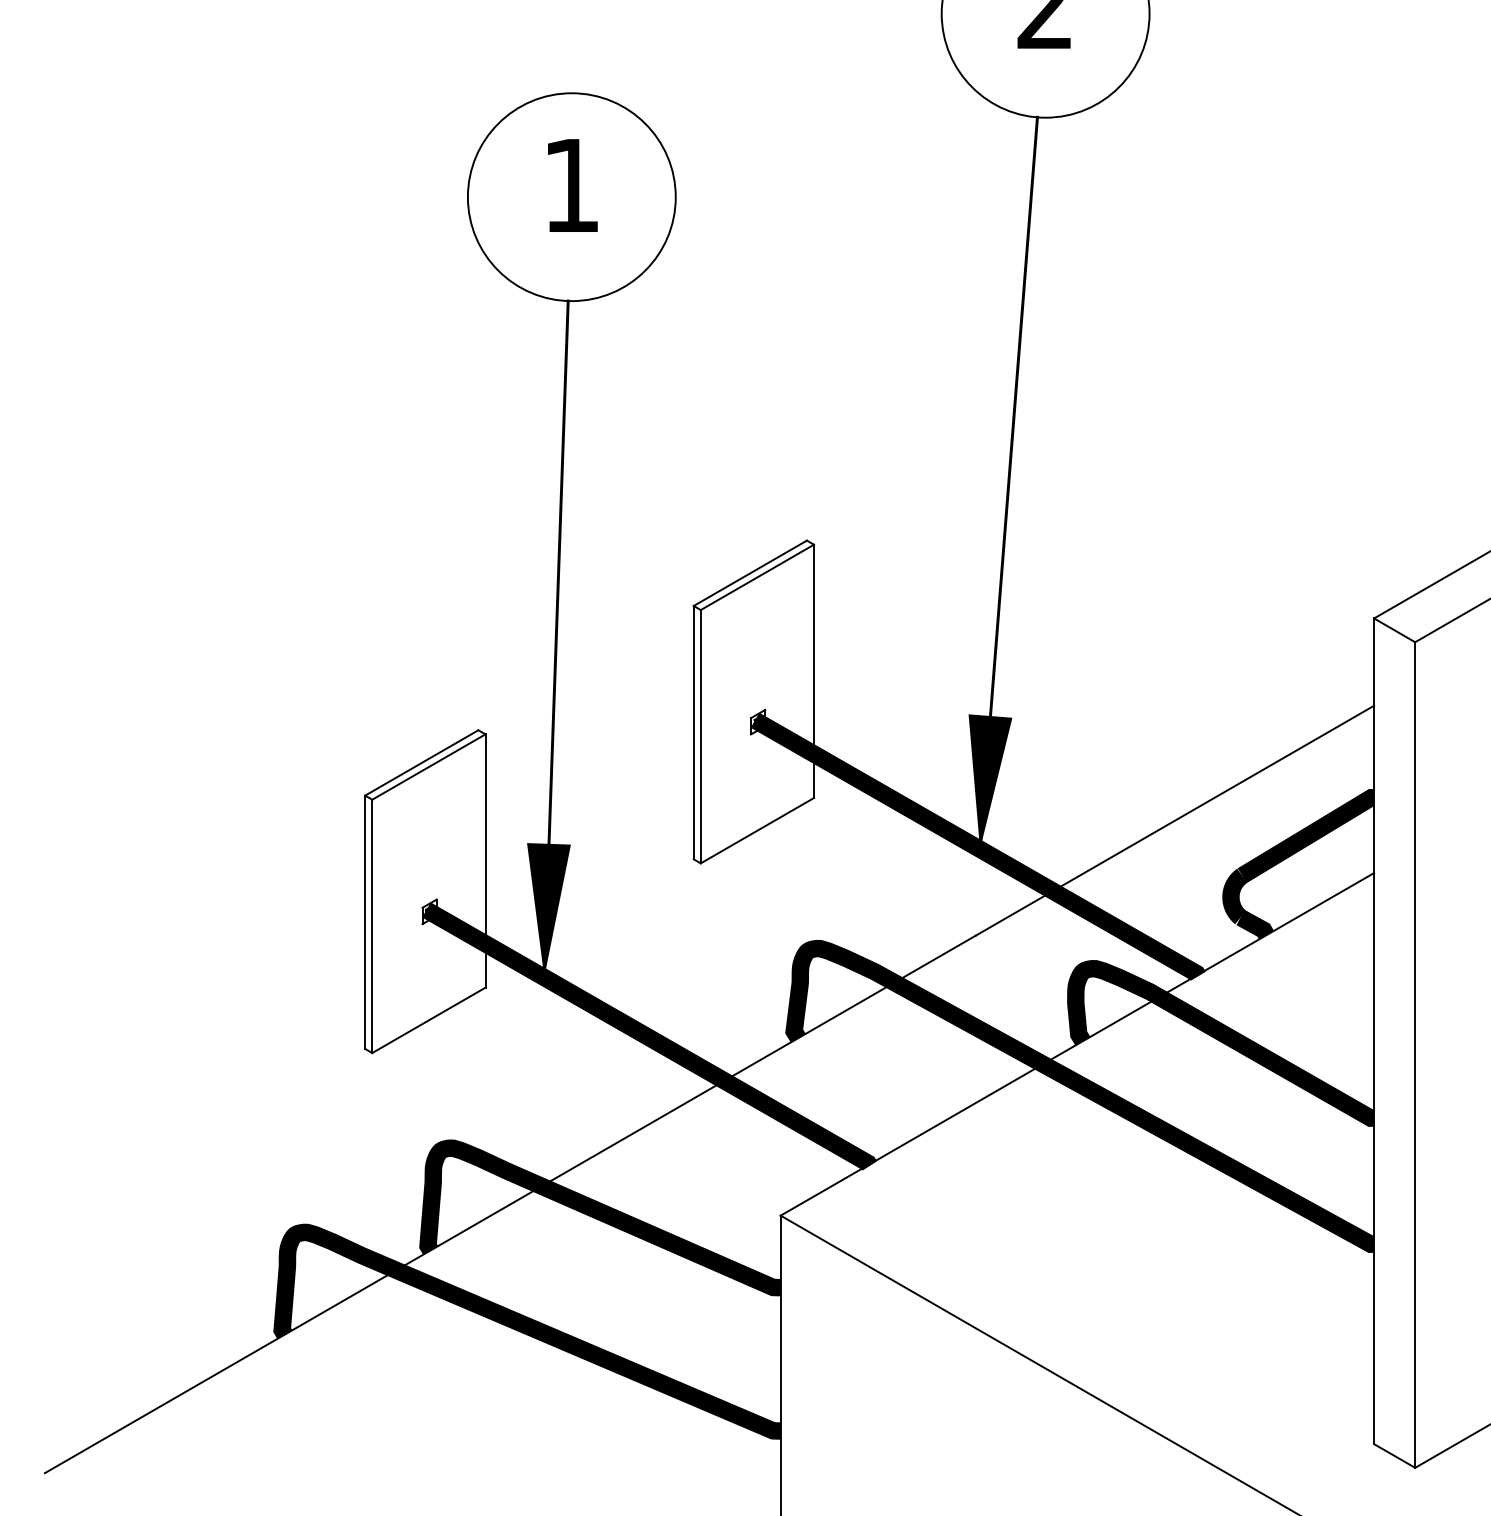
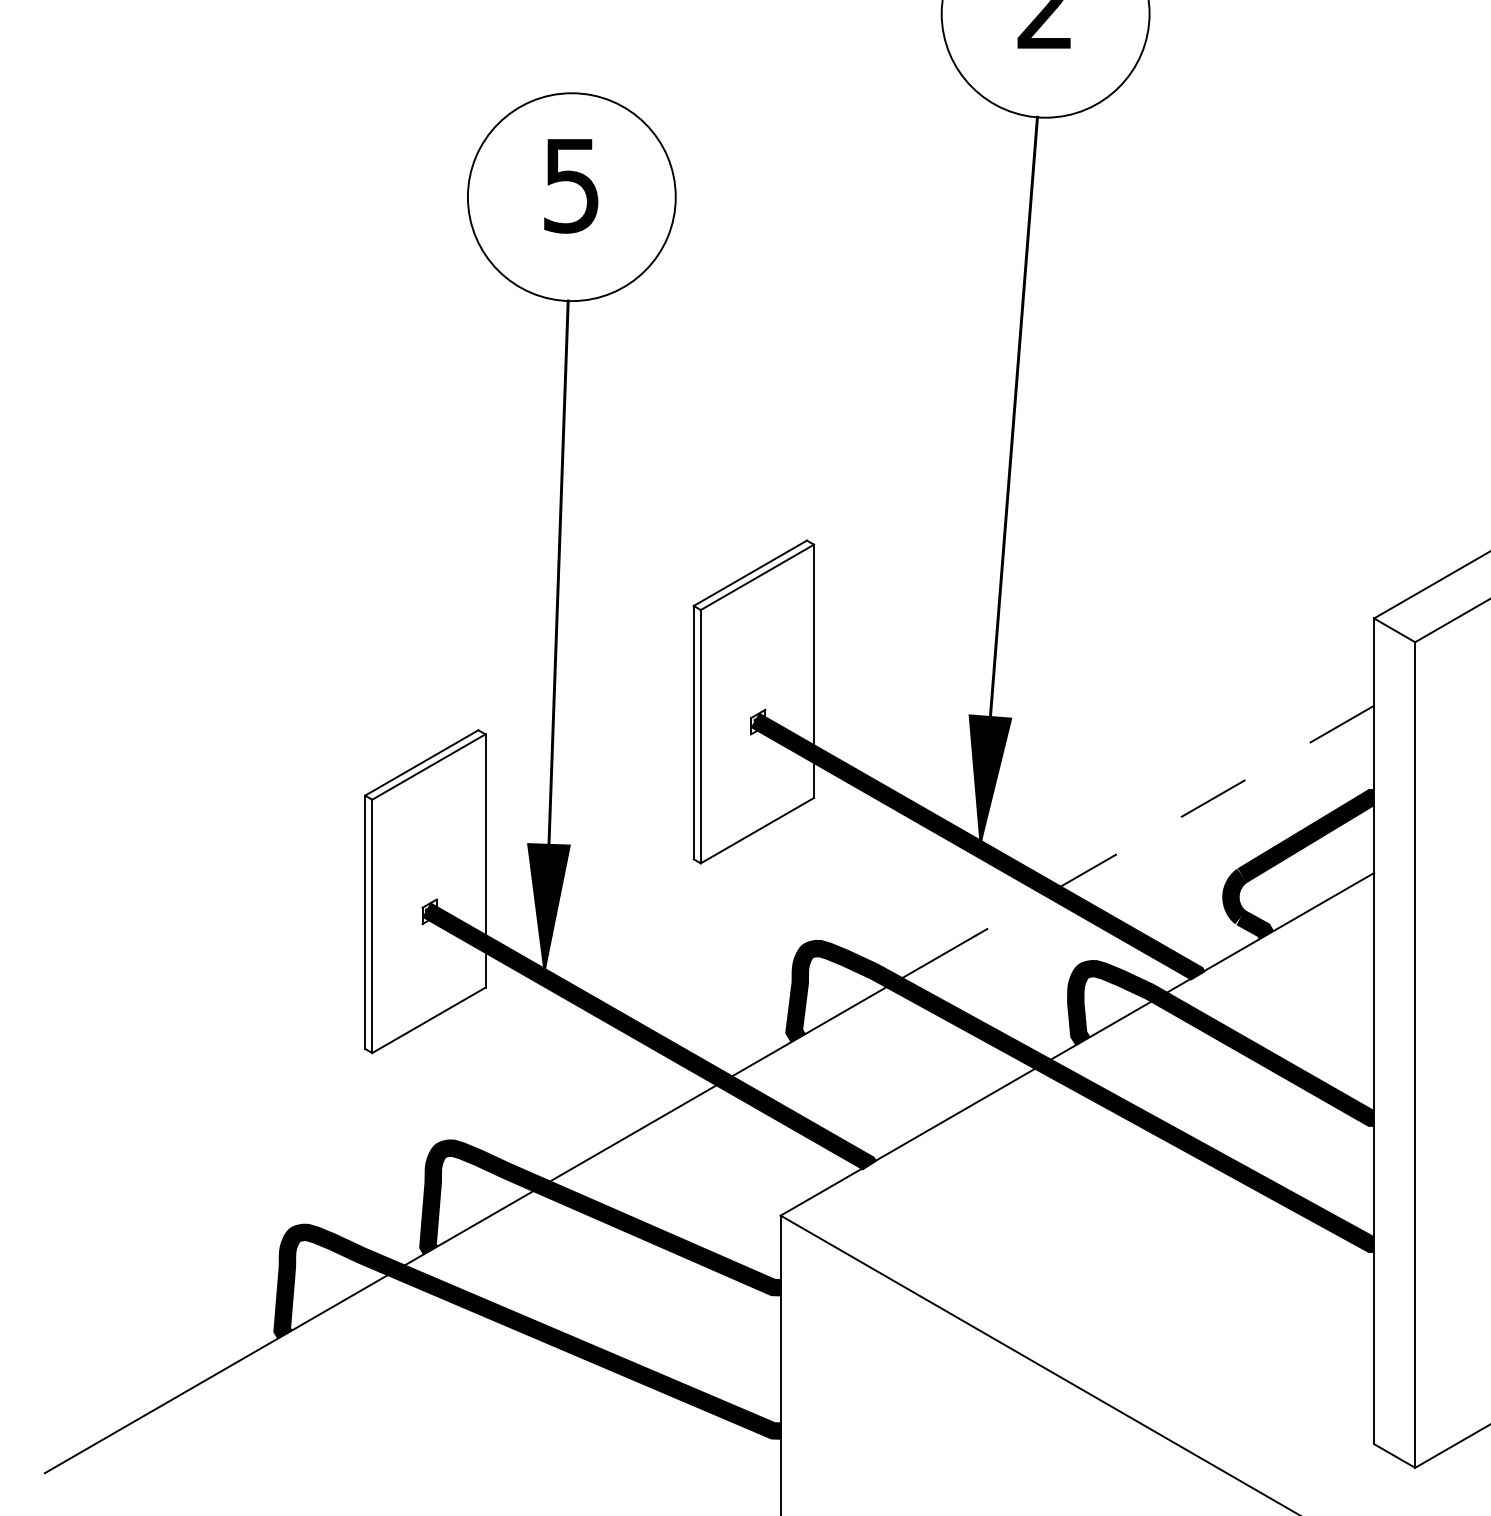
text: 1 -> 5 (571, 186)
line: solid -> dashed (1174, 820)
